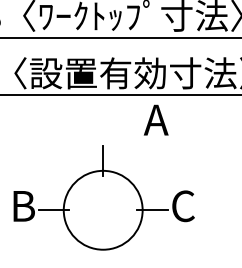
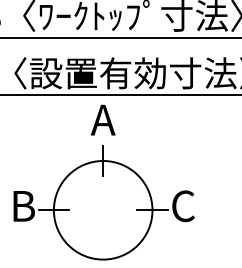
text position: (155, 119) -> (102, 119) (102, 119)
circle diameter: 79 px -> 99 px (102, 209)
